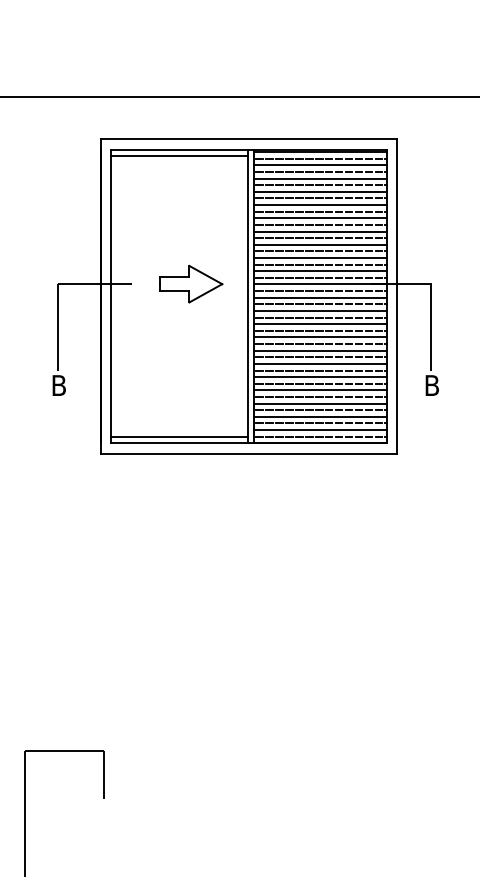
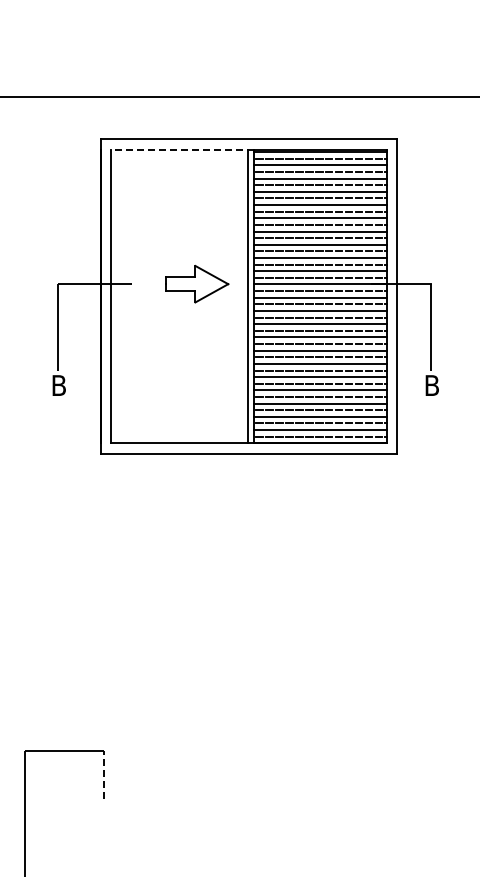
line: solid -> dashed (182, 149)
line: present -> none (179, 156)
part position: (191, 283) -> (197, 283) (197, 283)
line: present -> none (179, 437)
line: solid -> dashed (103, 774)
